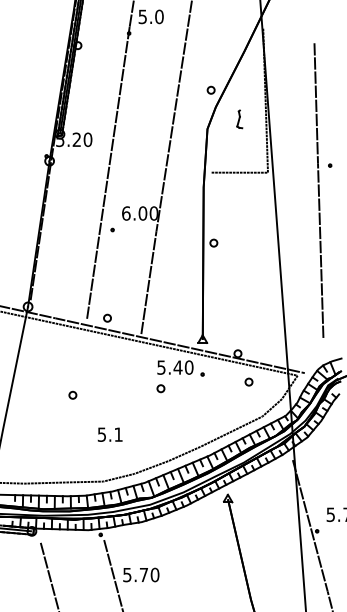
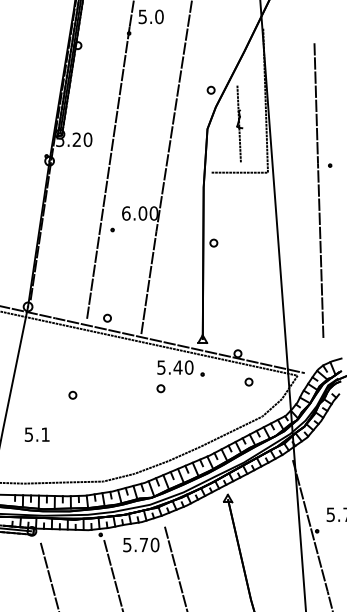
line: none -> present (238, 123)
text position: (109, 434) -> (36, 434) (36, 434)
line: none -> present (175, 567)
text position: (141, 574) -> (141, 544) (141, 544)
